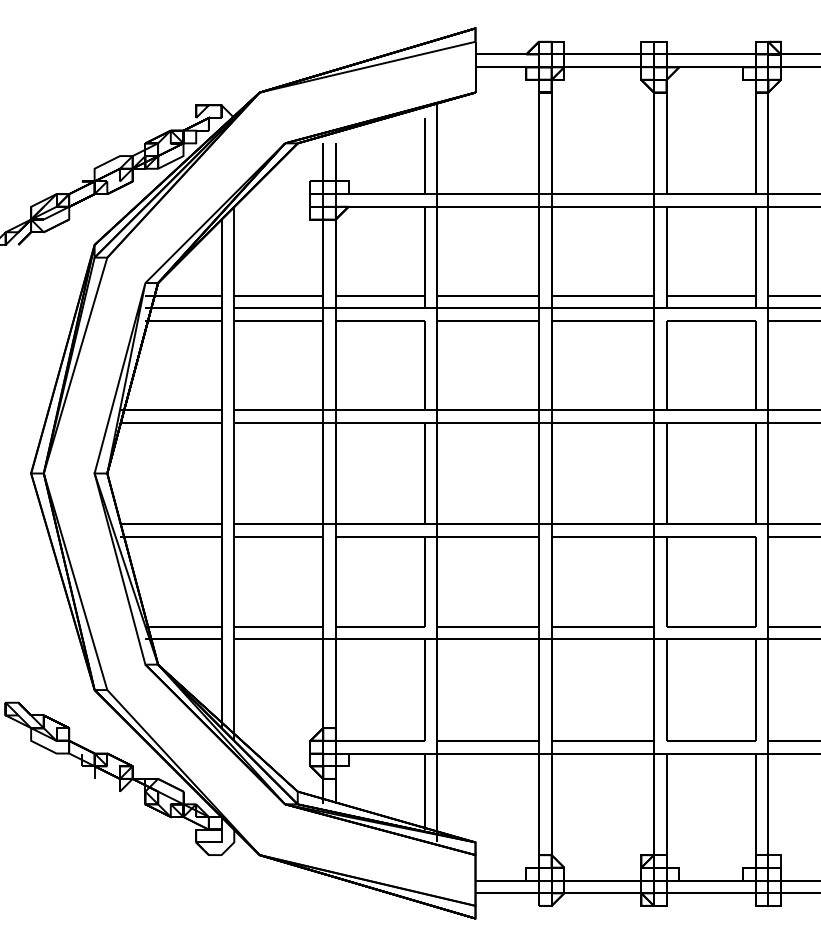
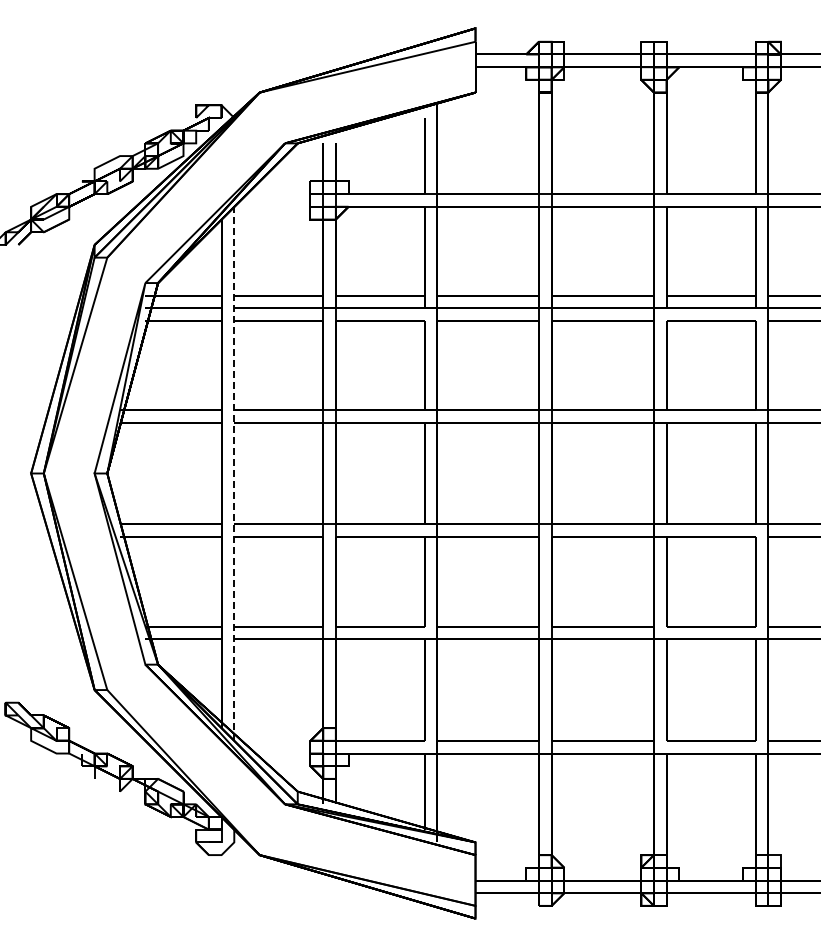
line: solid -> dashed (234, 473)
